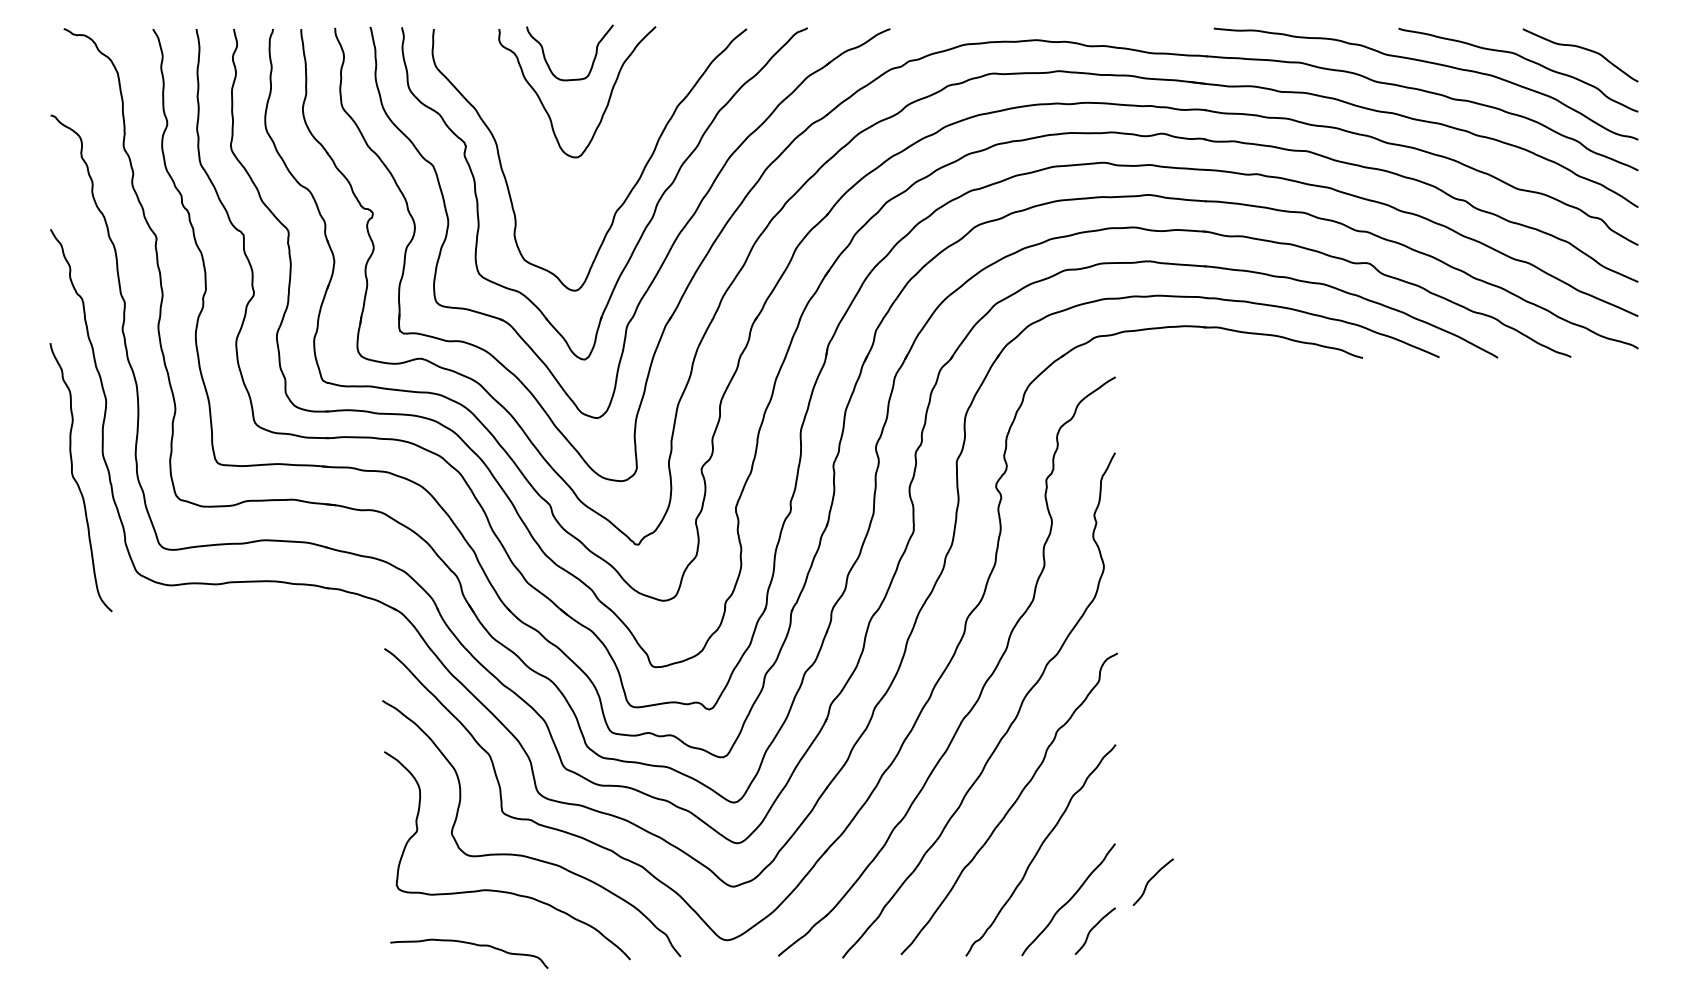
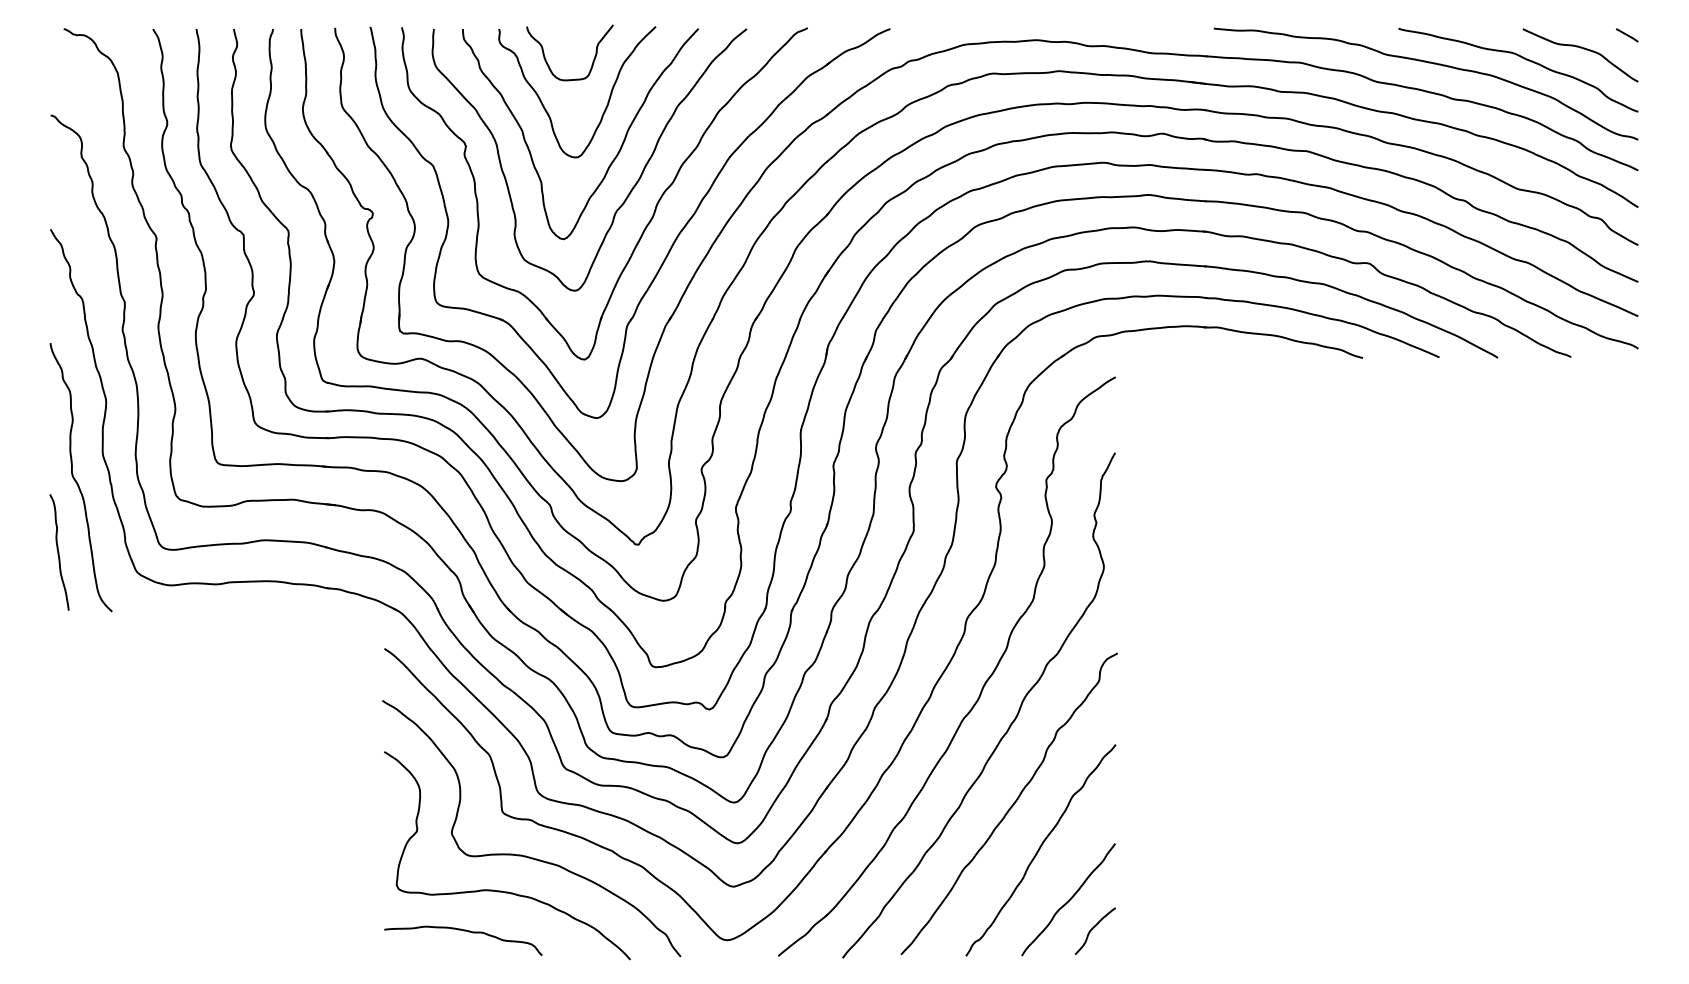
line: none -> present (1627, 35)
curve: none -> present (614, 157)
curve: none -> present (59, 552)
curve: present -> none (1151, 879)
curve position: (469, 944) -> (463, 931) (463, 931)
